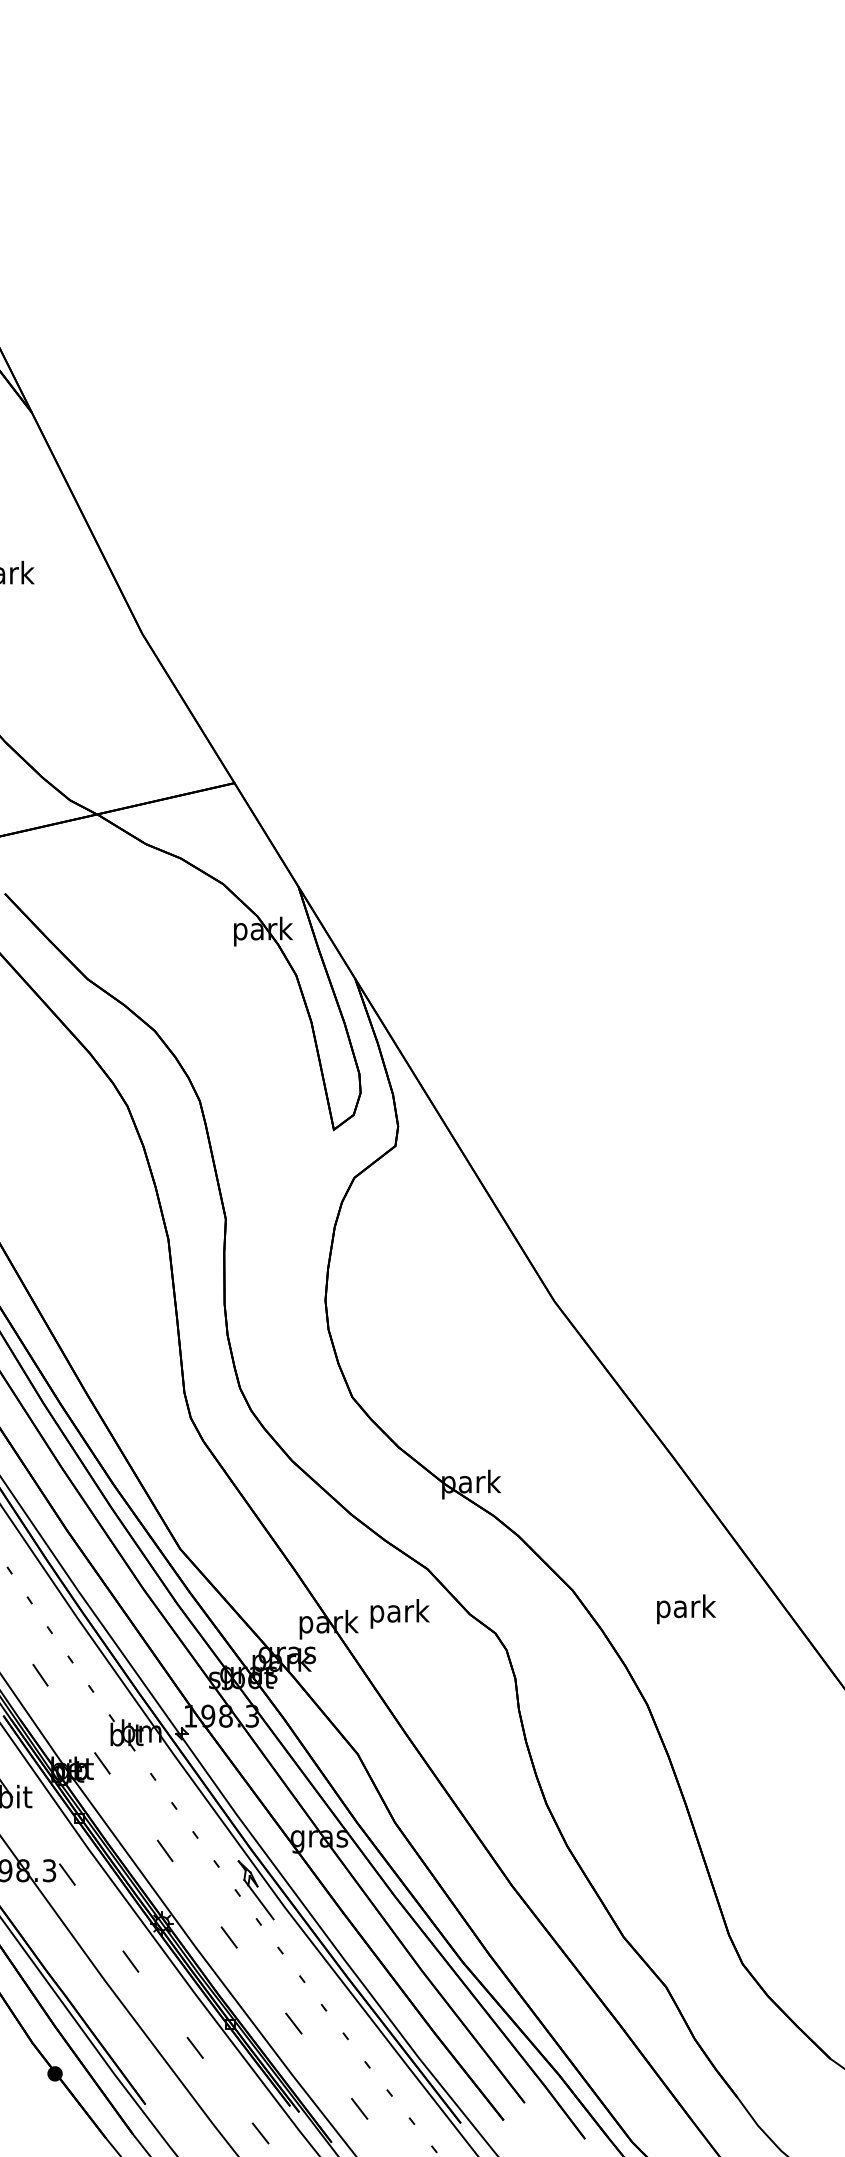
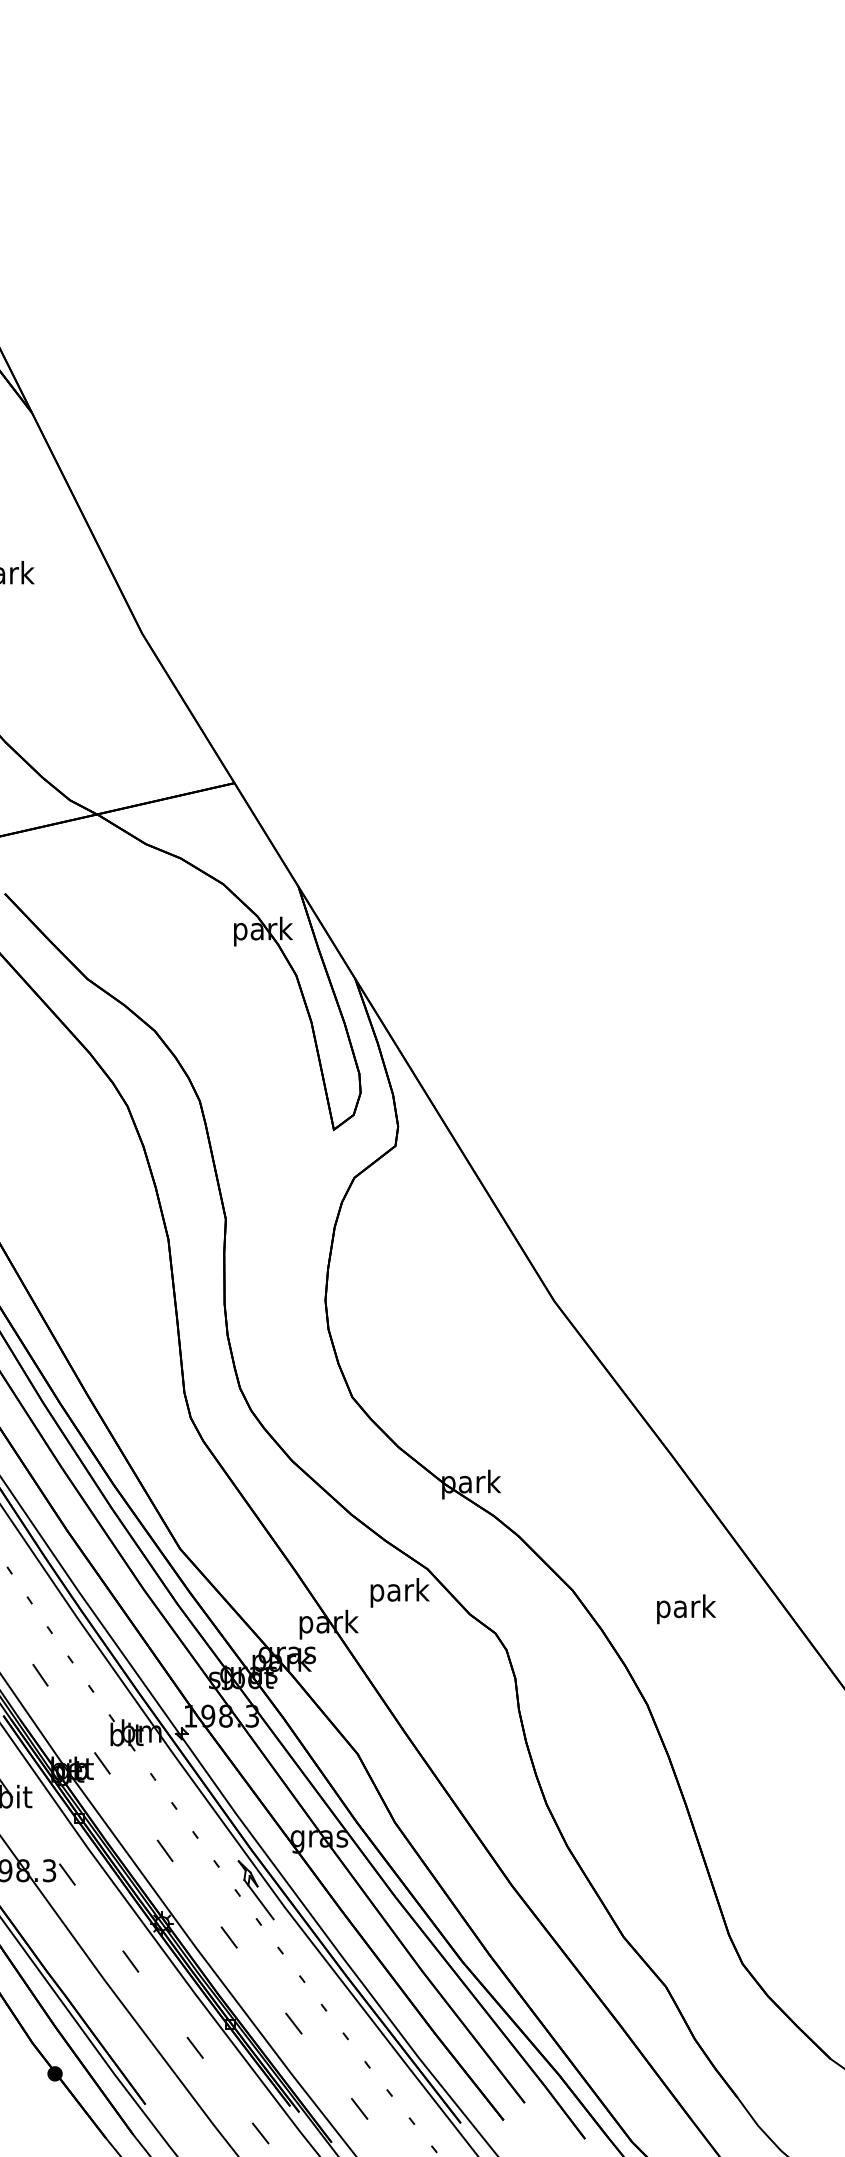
text position: (399, 1613) -> (399, 1592) (399, 1592)
